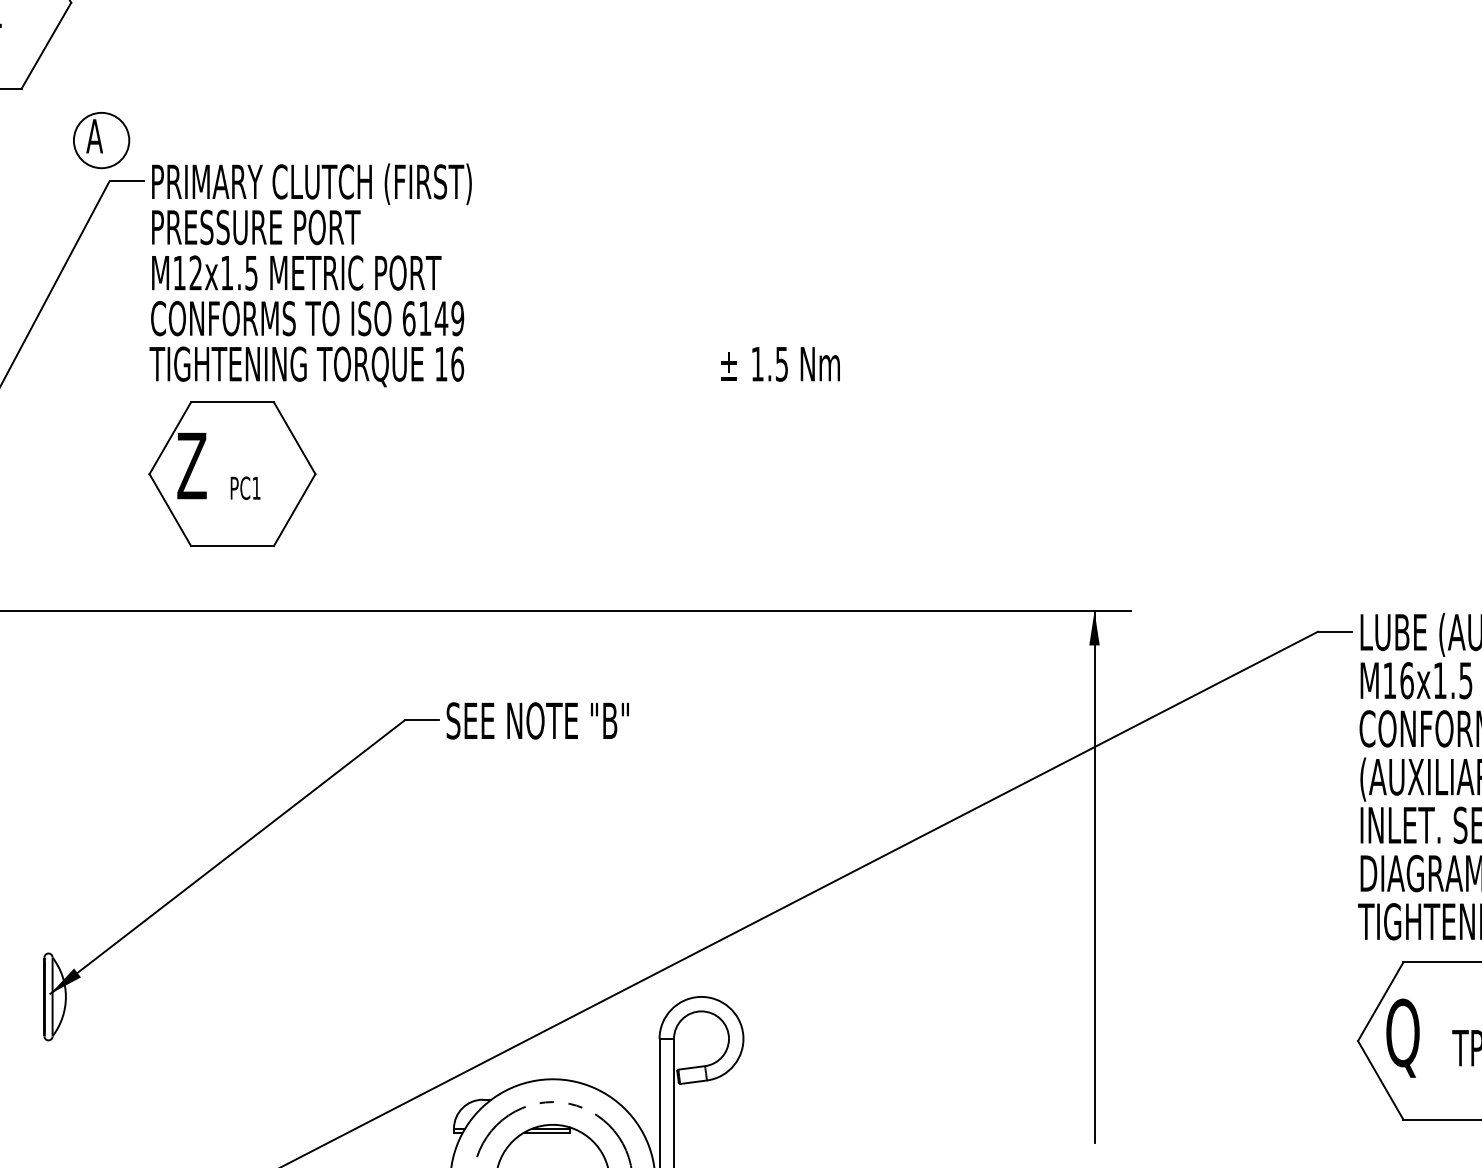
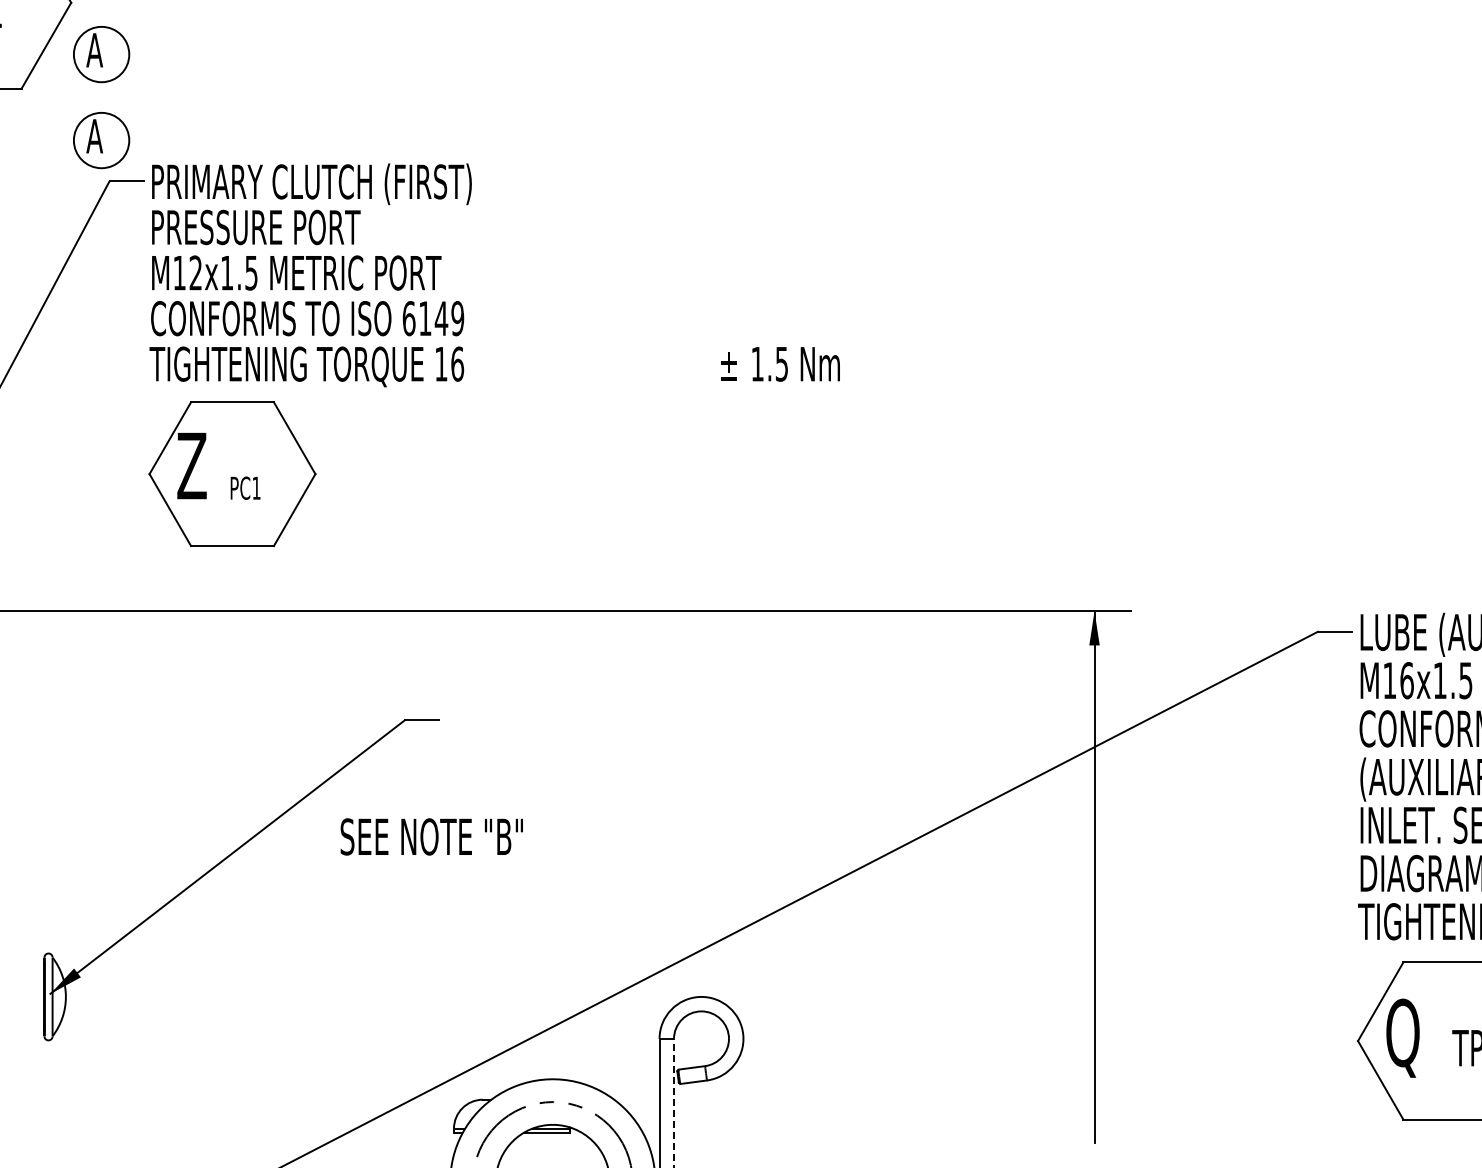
part: none -> present (101, 54)
text position: (537, 720) -> (431, 836) (431, 836)
line: solid -> dashed (674, 1102)
